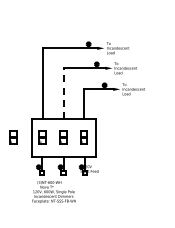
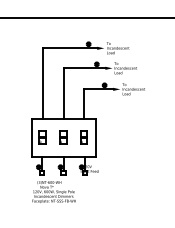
line: none -> present (86, 18)
line: dashed -> solid (63, 93)
part: present -> none (13, 137)
